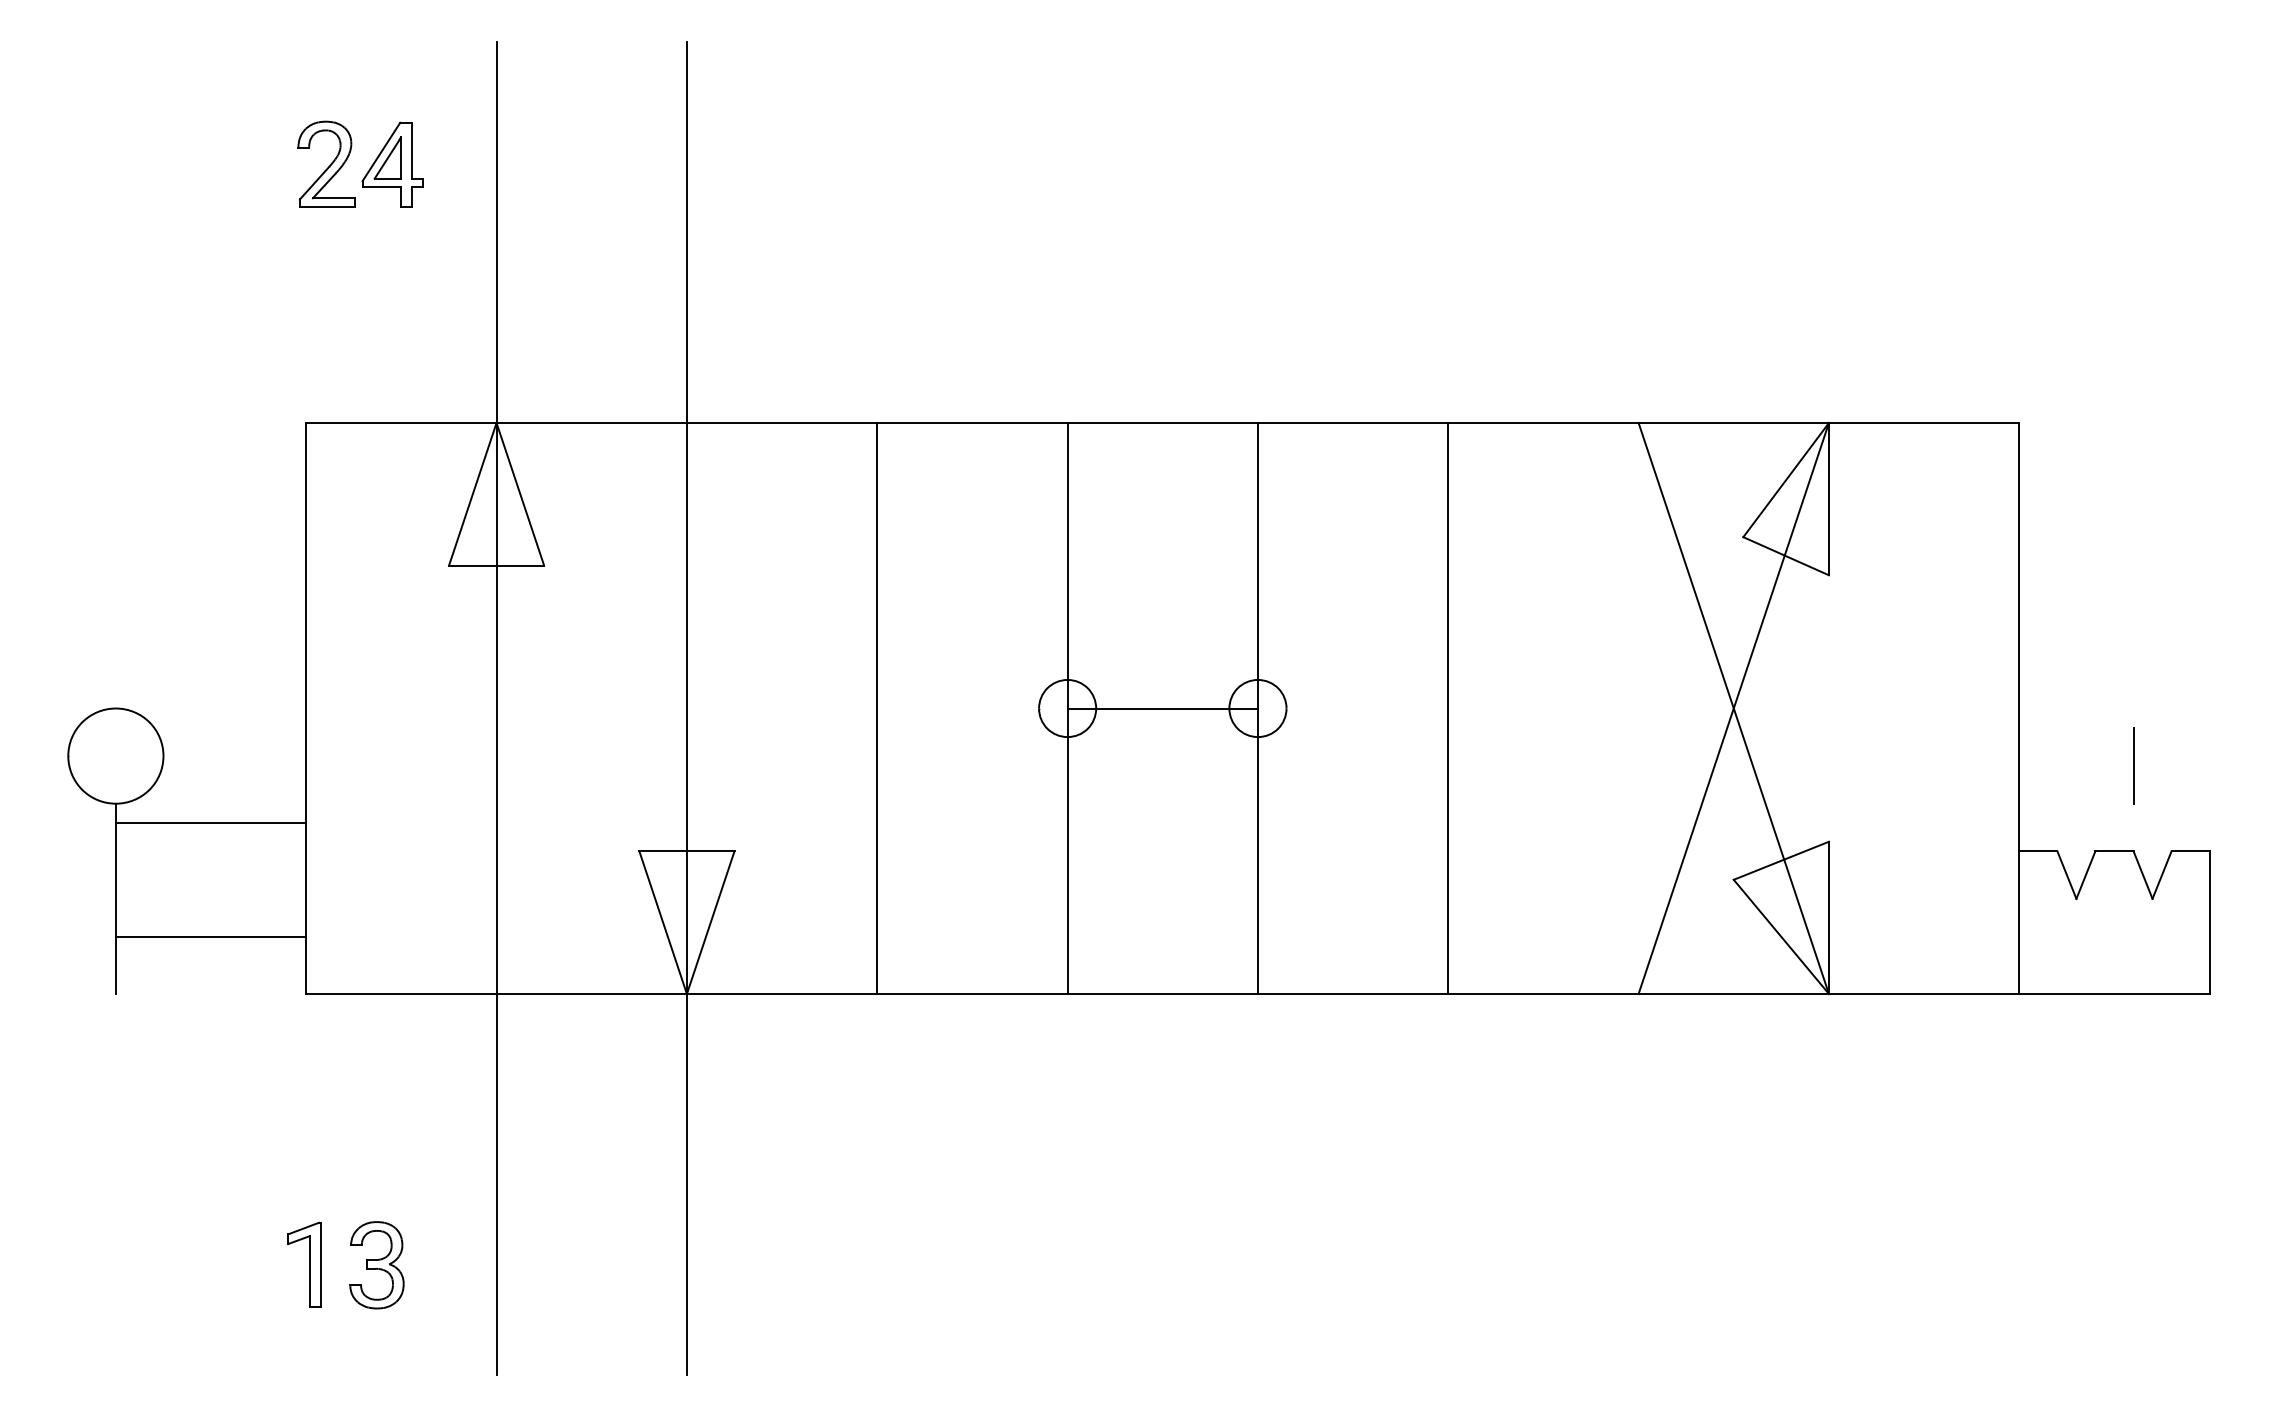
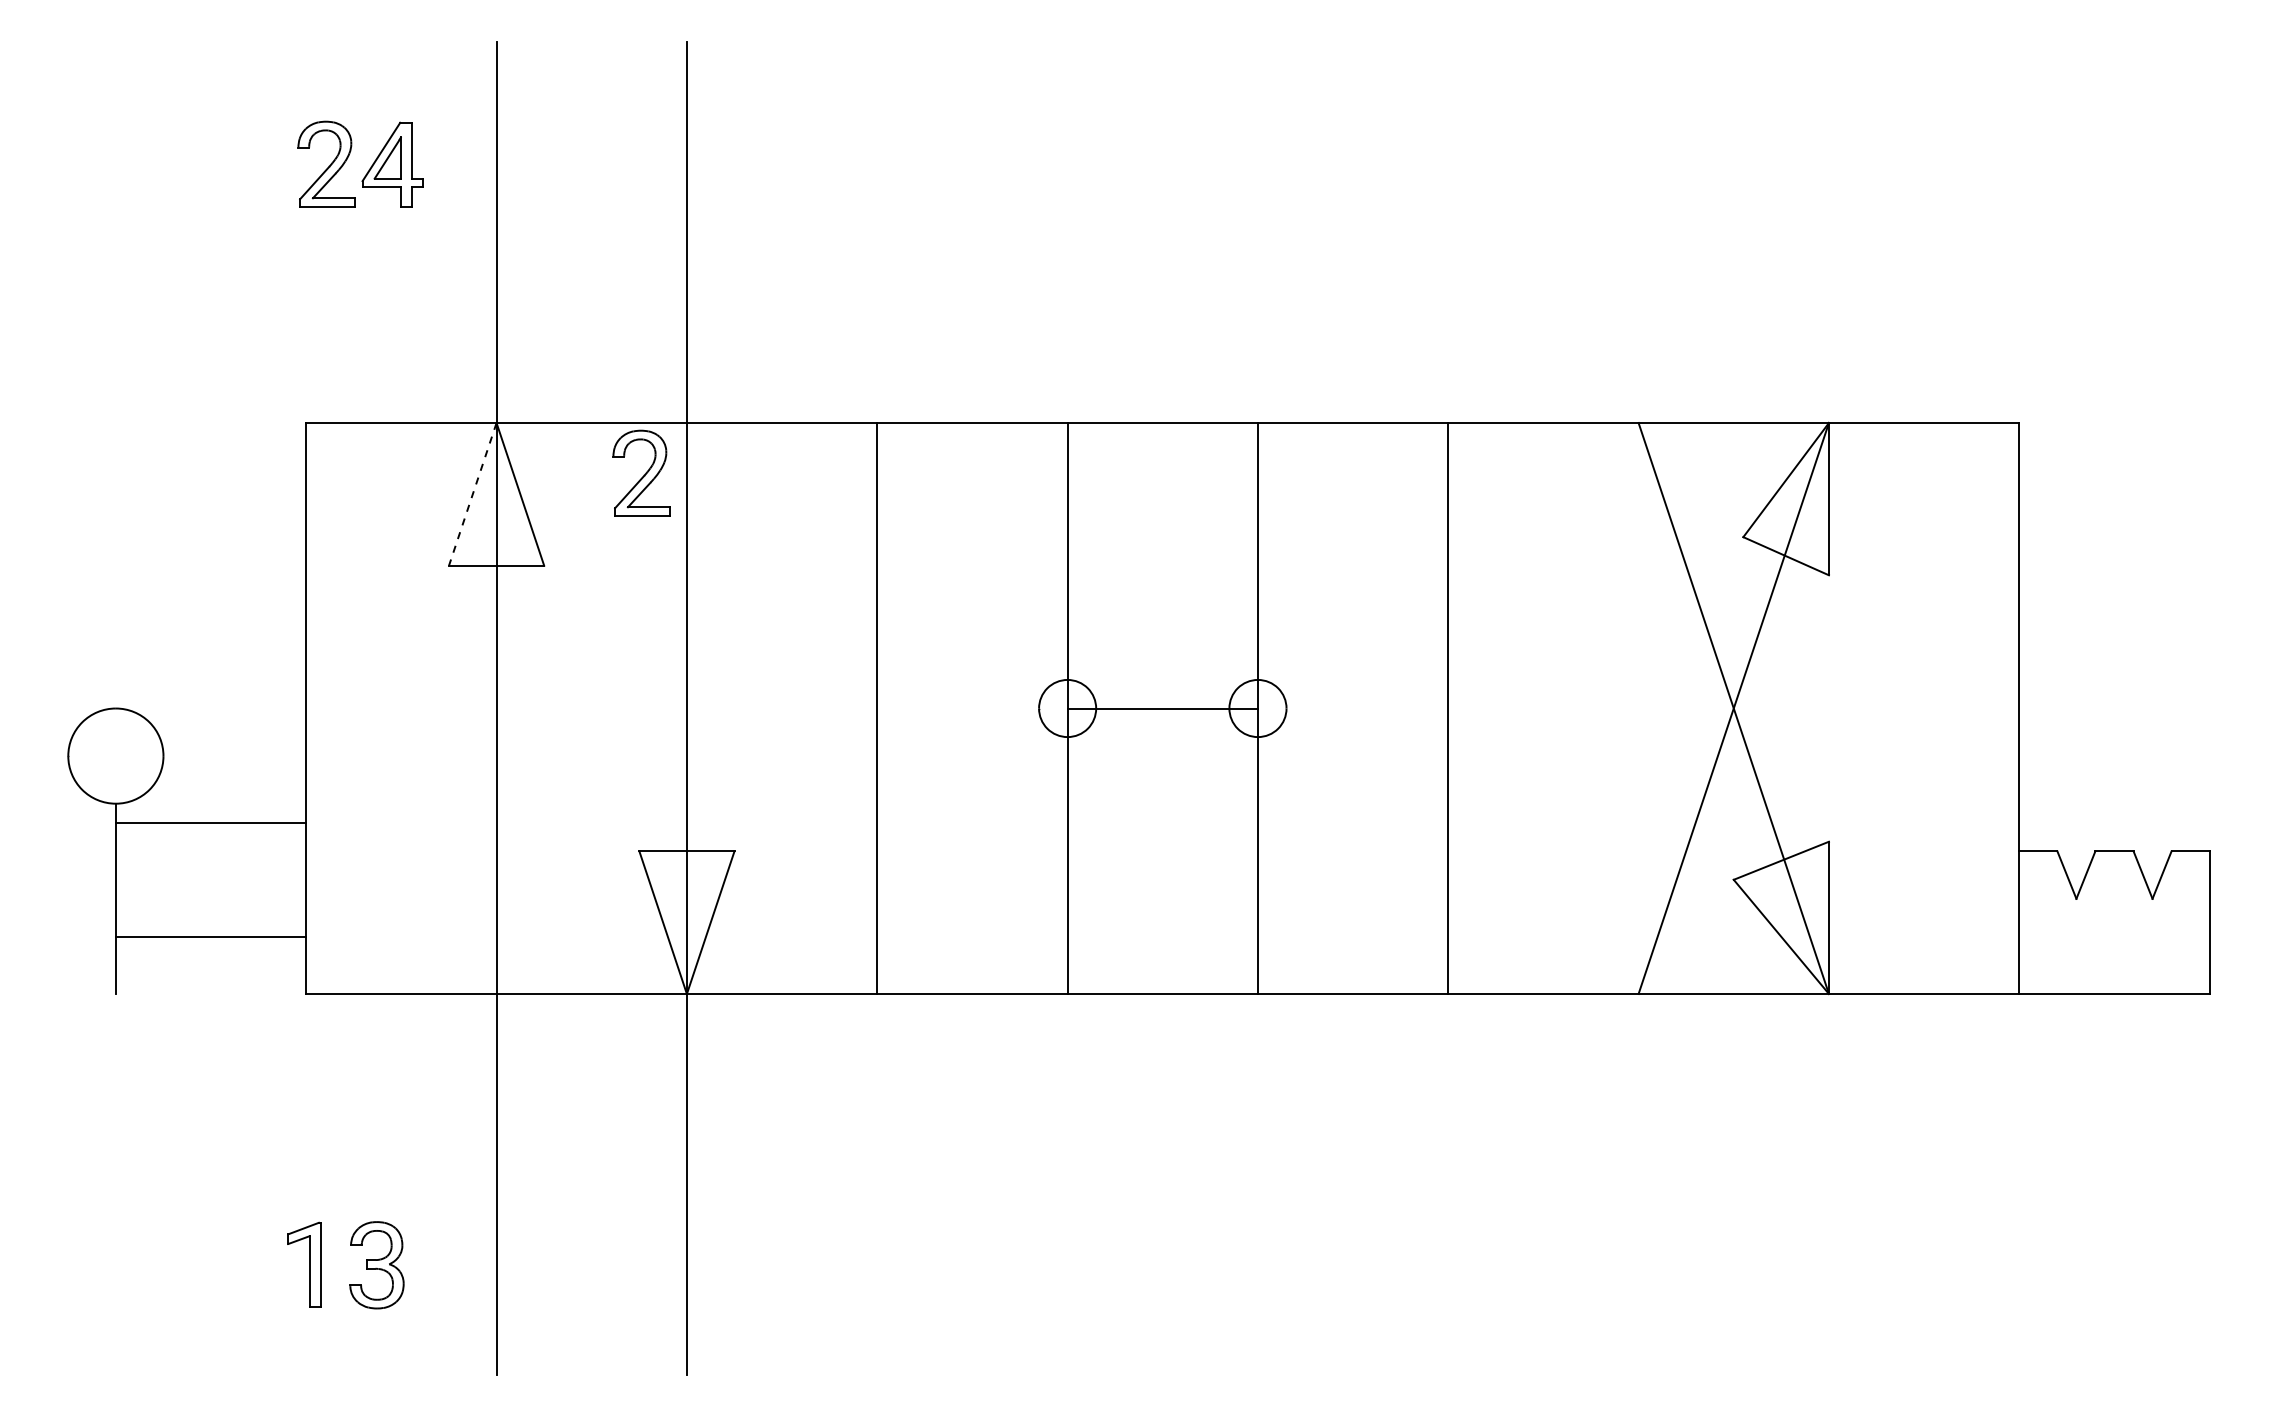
part: none -> present (641, 472)
line: solid -> dashed (472, 494)
line: present -> none (2133, 765)
